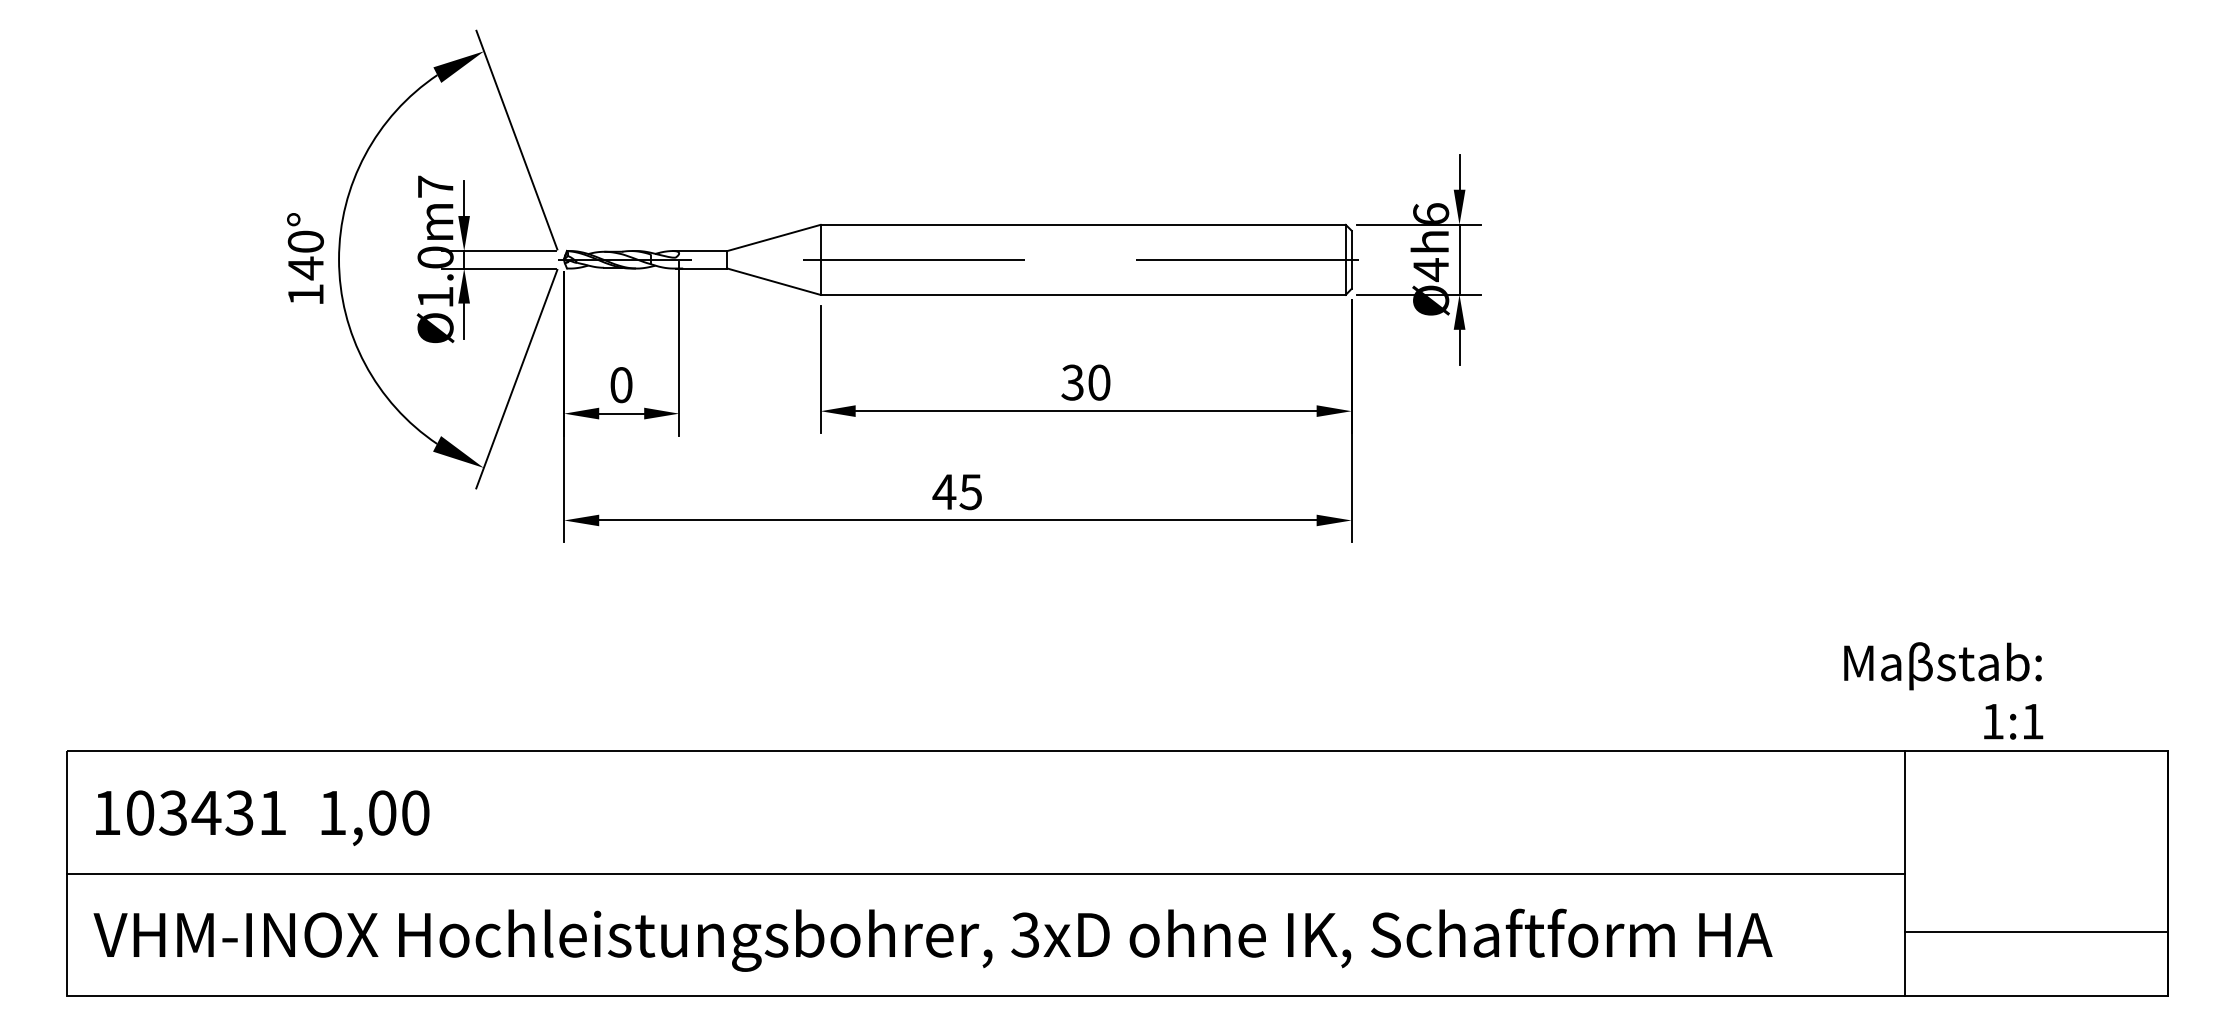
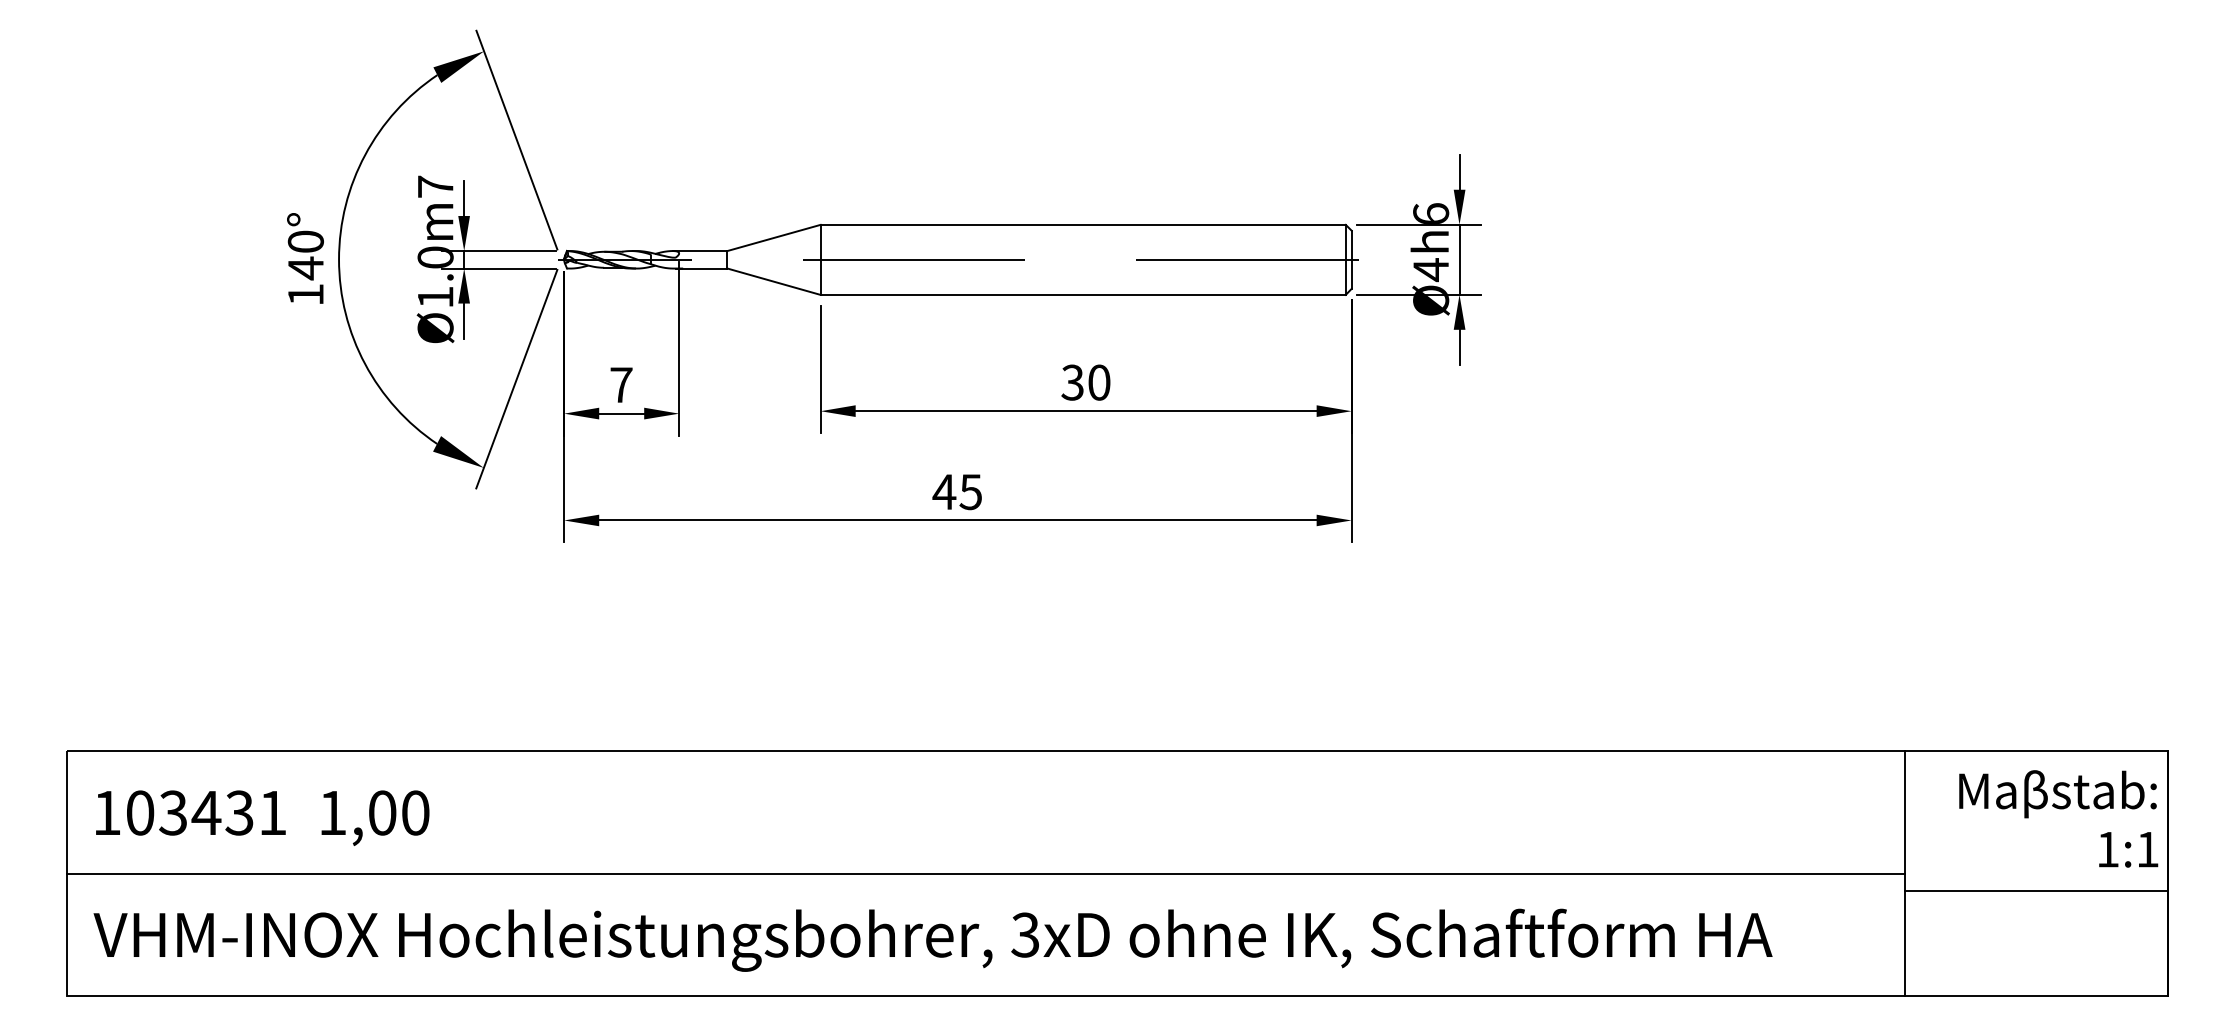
text: 0 -> 7 (621, 385)
text position: (1943, 690) -> (2058, 818) (2058, 818)
line position: (2036, 932) -> (2036, 891) (2036, 891)
